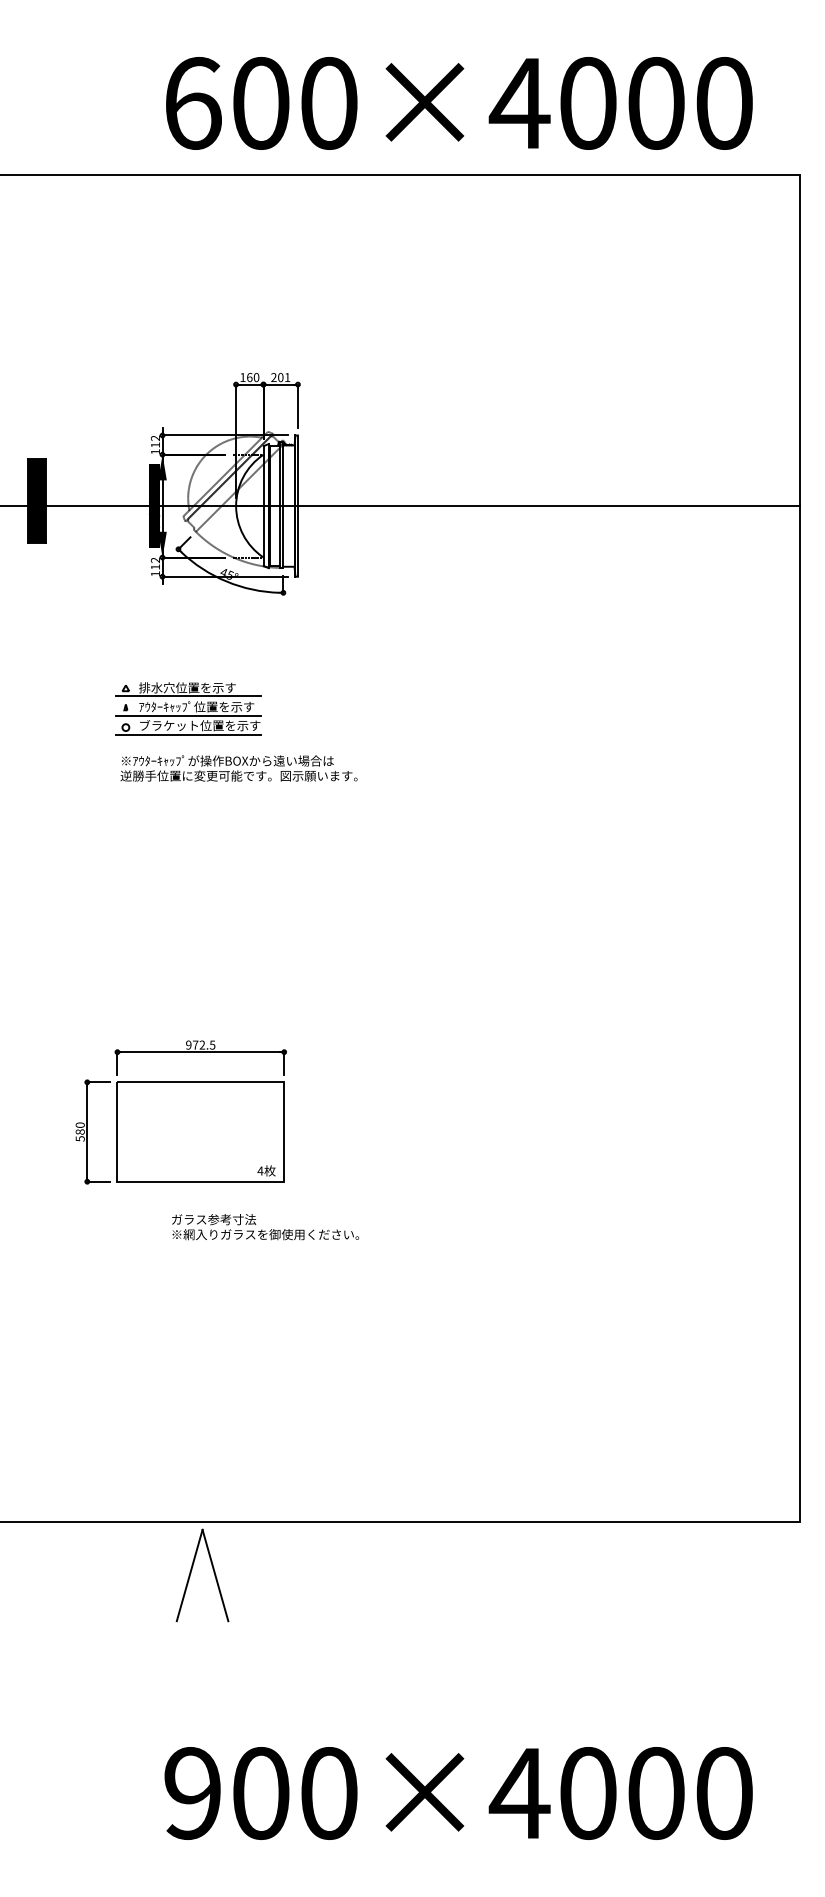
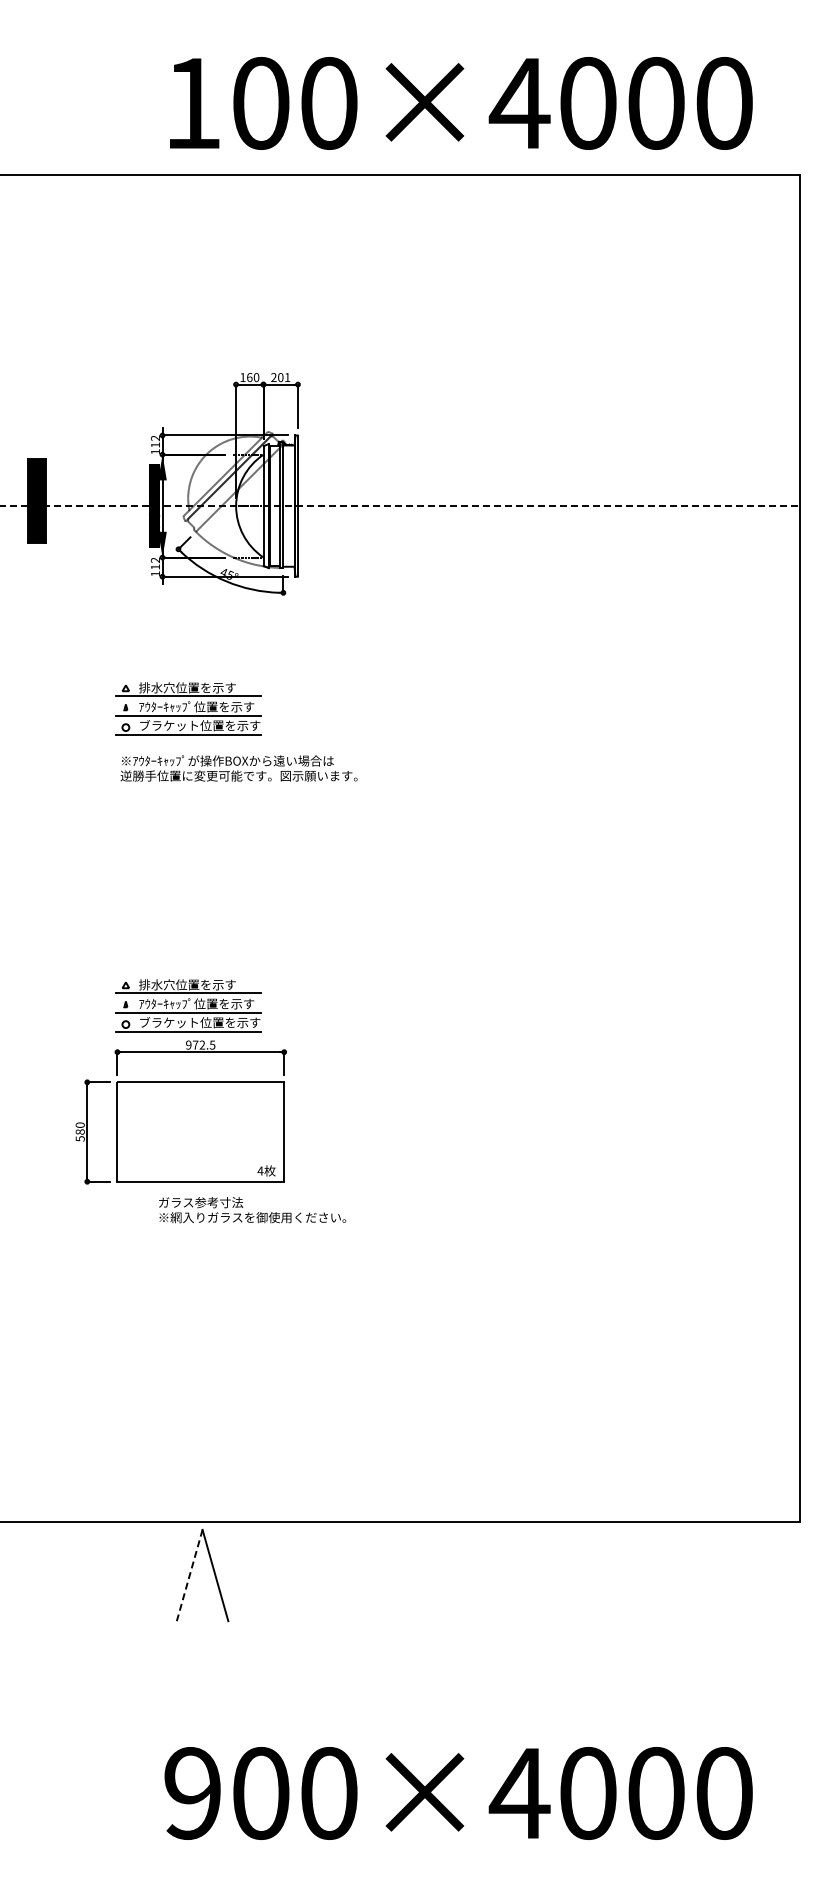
text: 600×4000 -> 100×4000 (193, 103)
line: solid -> dashed (400, 506)
part: none -> present (188, 1005)
text position: (265, 1227) -> (252, 1210) (252, 1210)
line: solid -> dashed (189, 1576)
